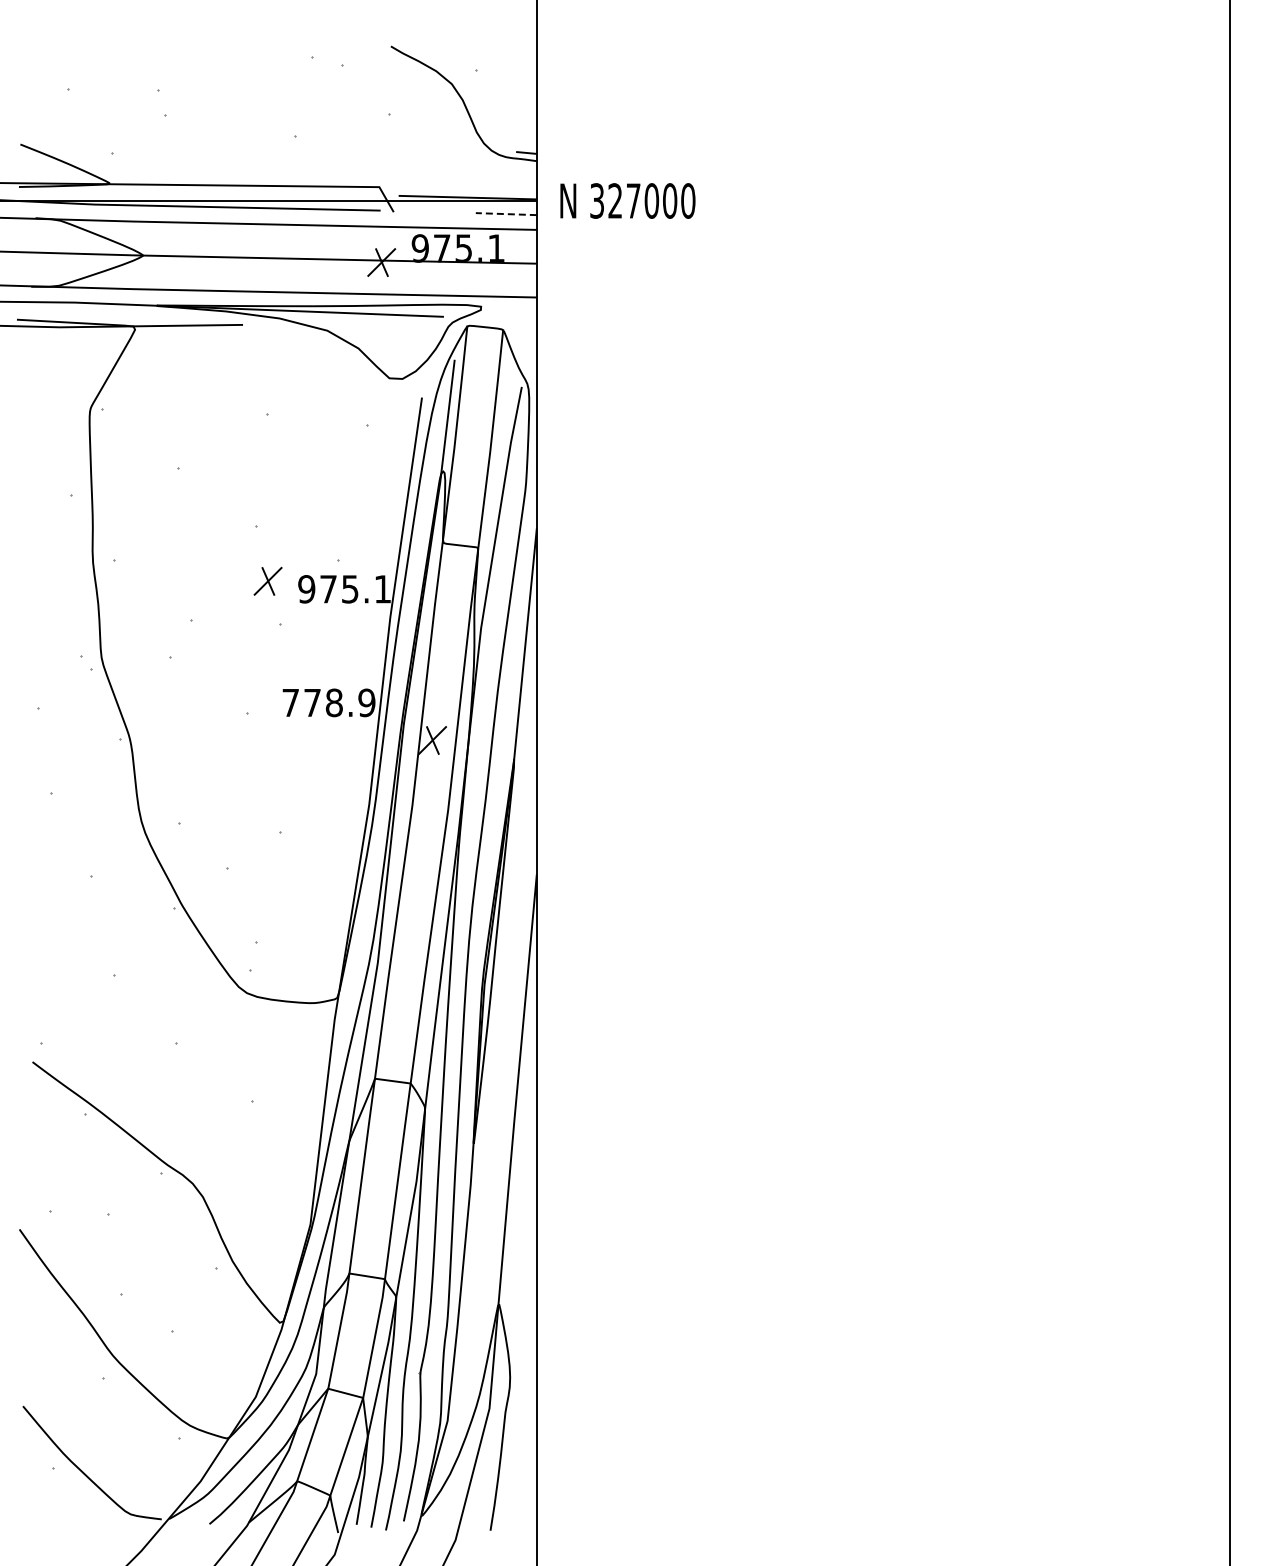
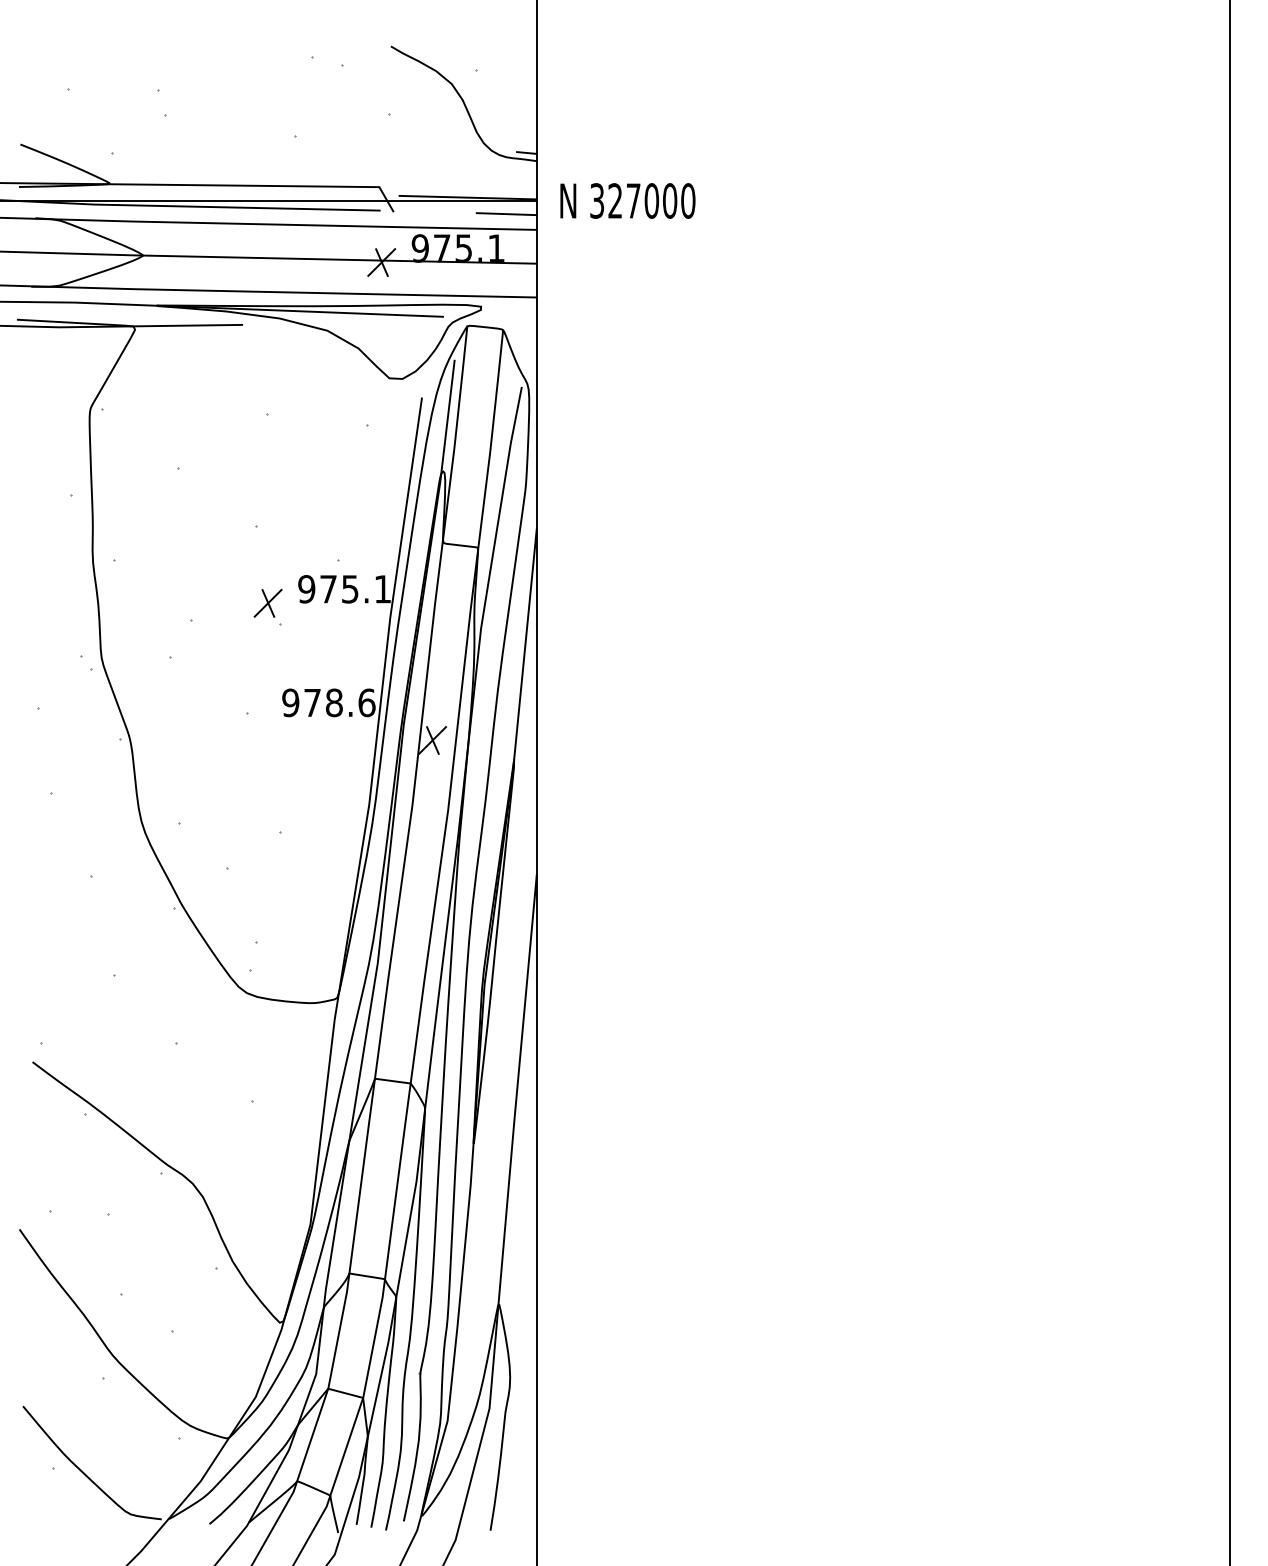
line: dashed -> solid (506, 214)
part position: (267, 580) -> (267, 602) (267, 602)
text: 778.9 -> 978.6 (328, 702)
